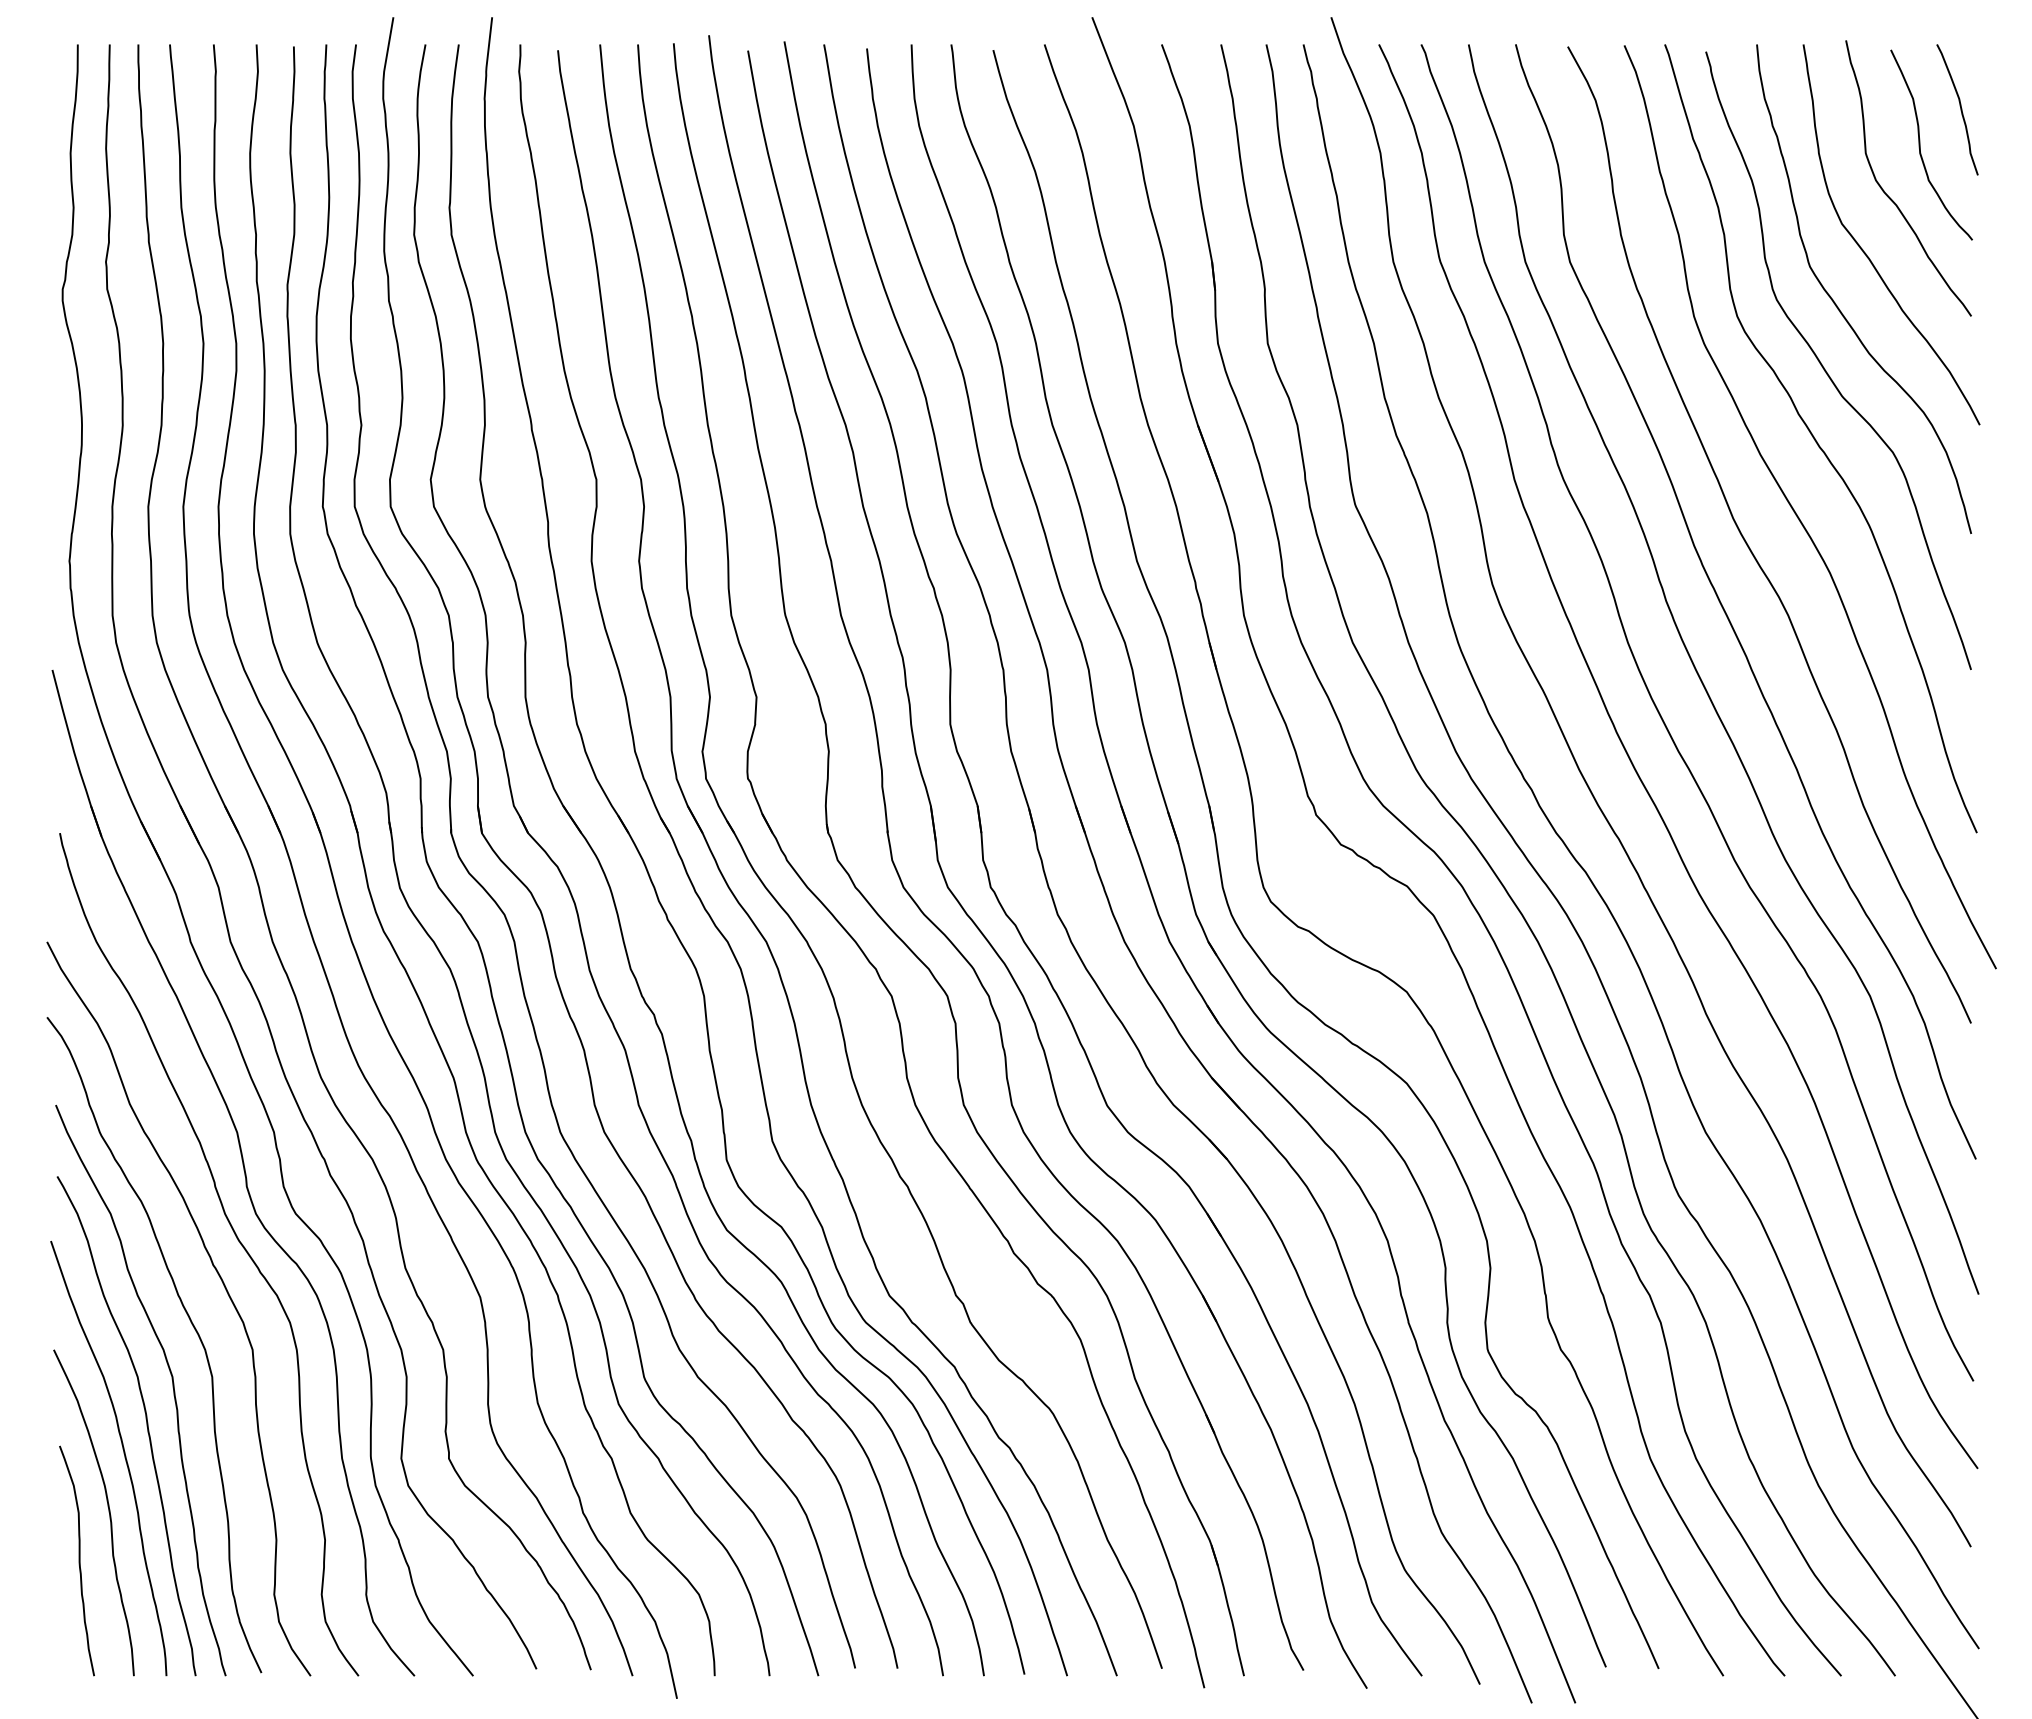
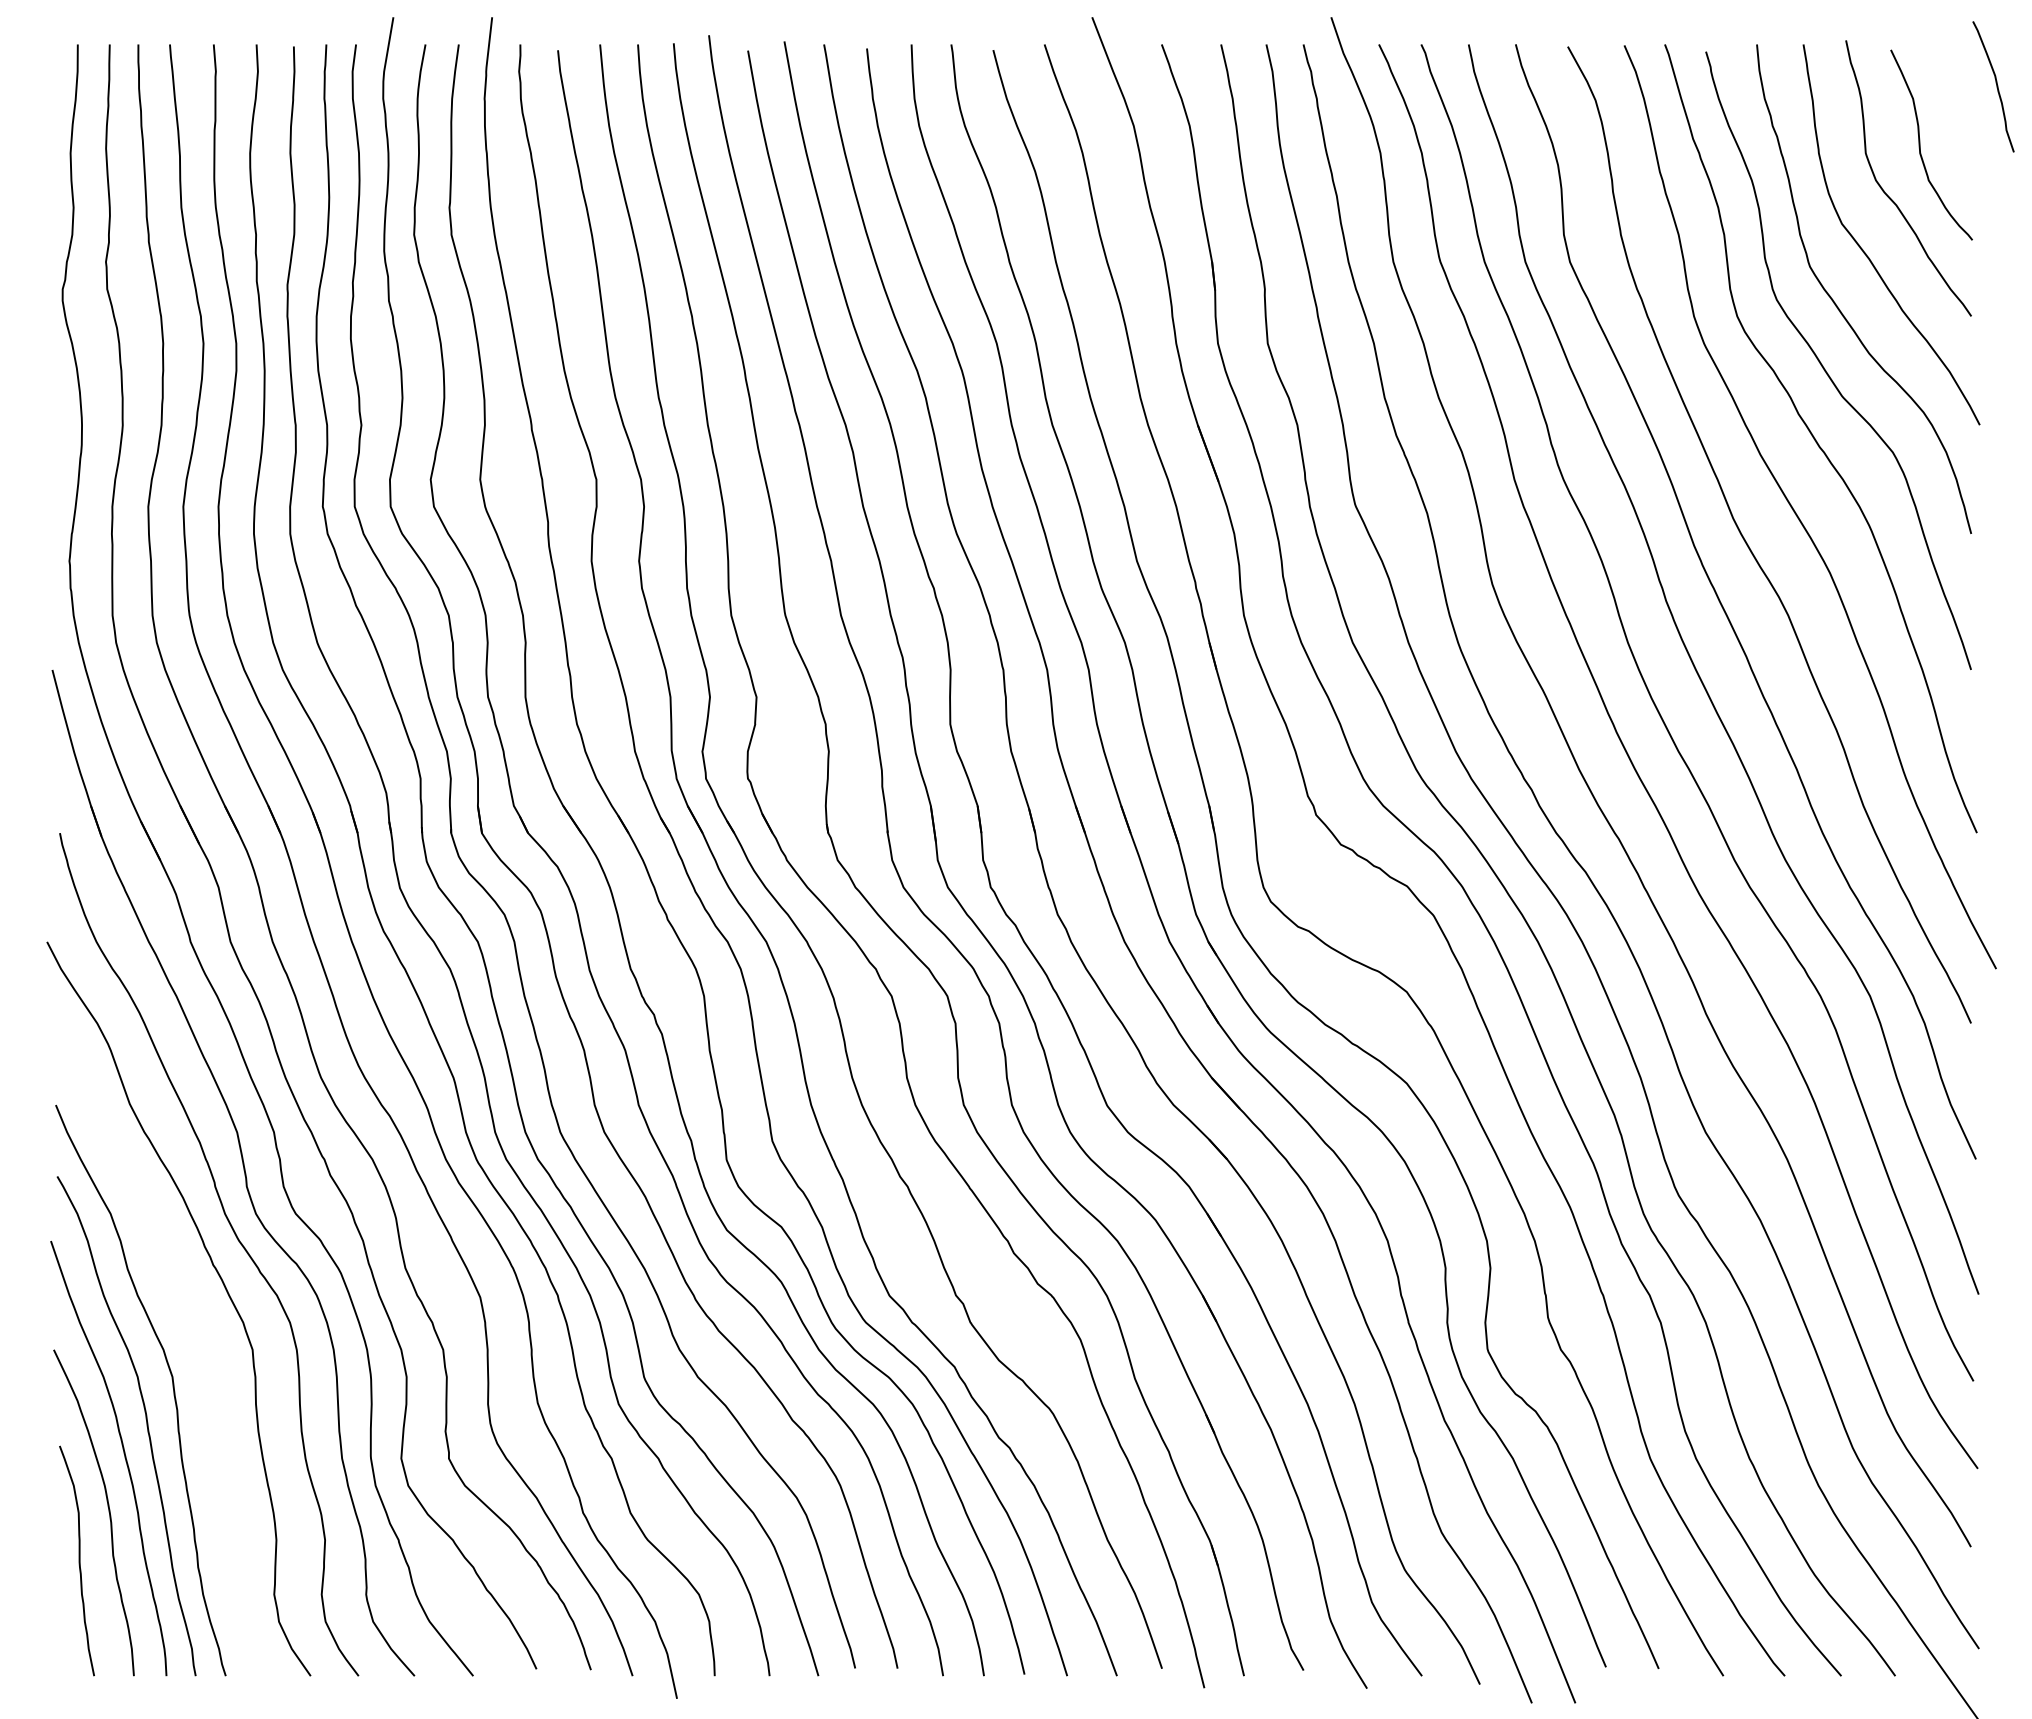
curve position: (1960, 109) -> (1996, 86) (1996, 86)
curve: present -> none (192, 1326)
